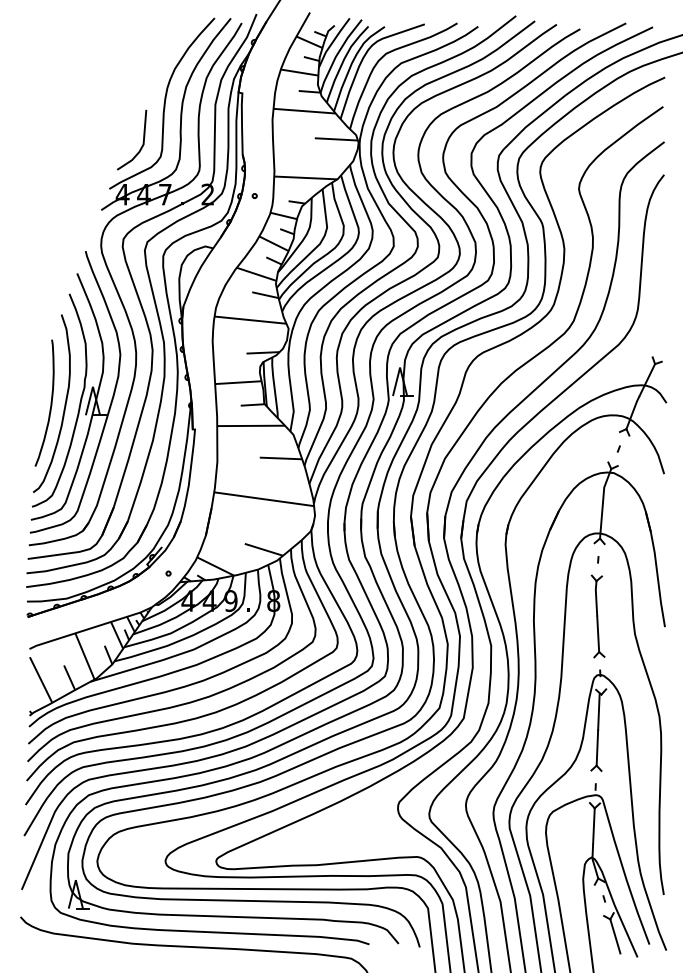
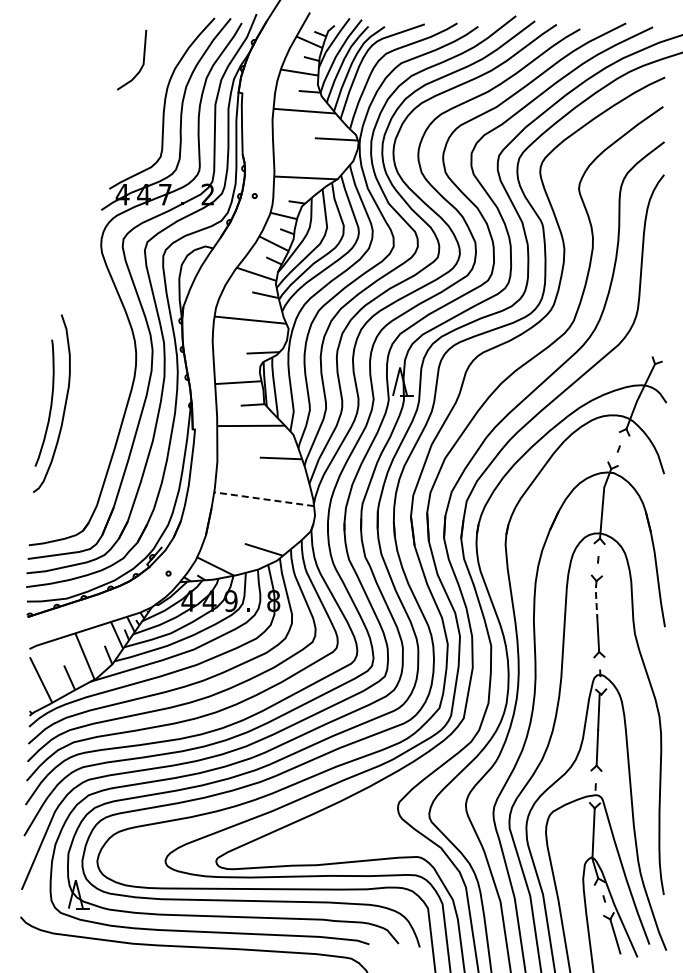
line position: (142, 142) -> (142, 62) (142, 62)
part: present -> none (81, 393)
line: solid -> dashed (263, 499)
line: solid -> dashed (596, 598)
